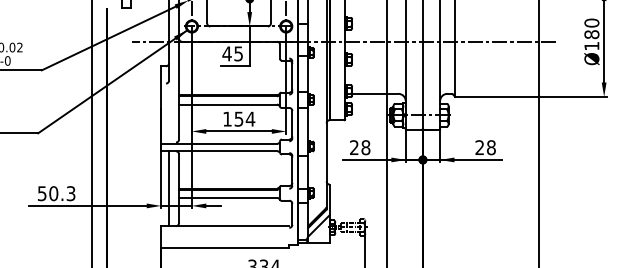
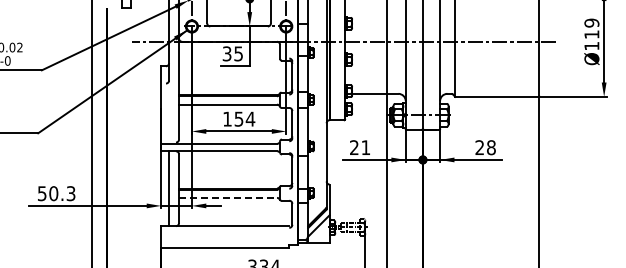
text: Ø180 -> Ø119 (591, 28)
text: 45 -> 35 (226, 53)
text: 28 -> 21 (365, 147)
line: solid -> dashed (228, 197)
